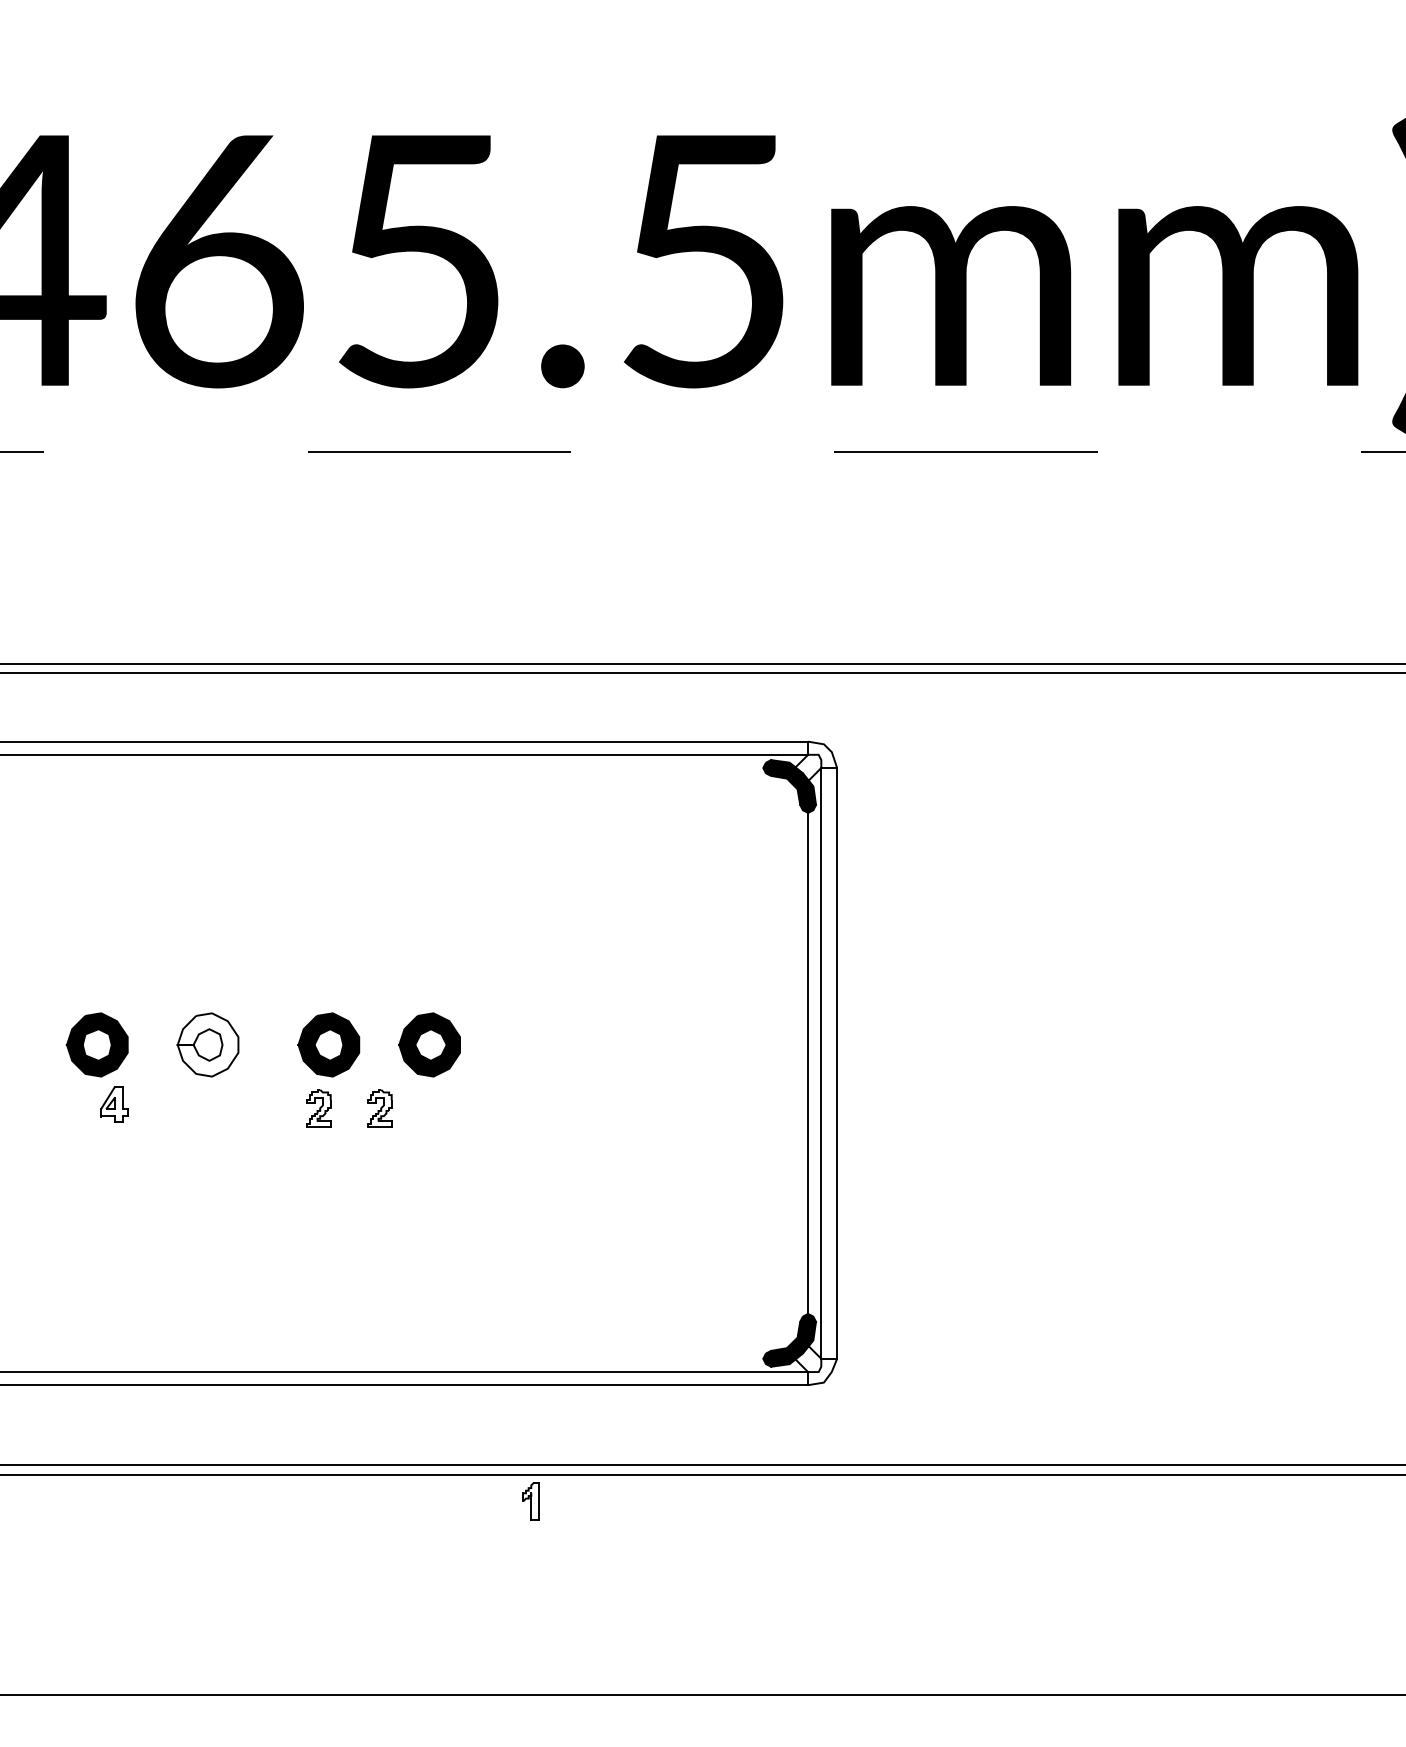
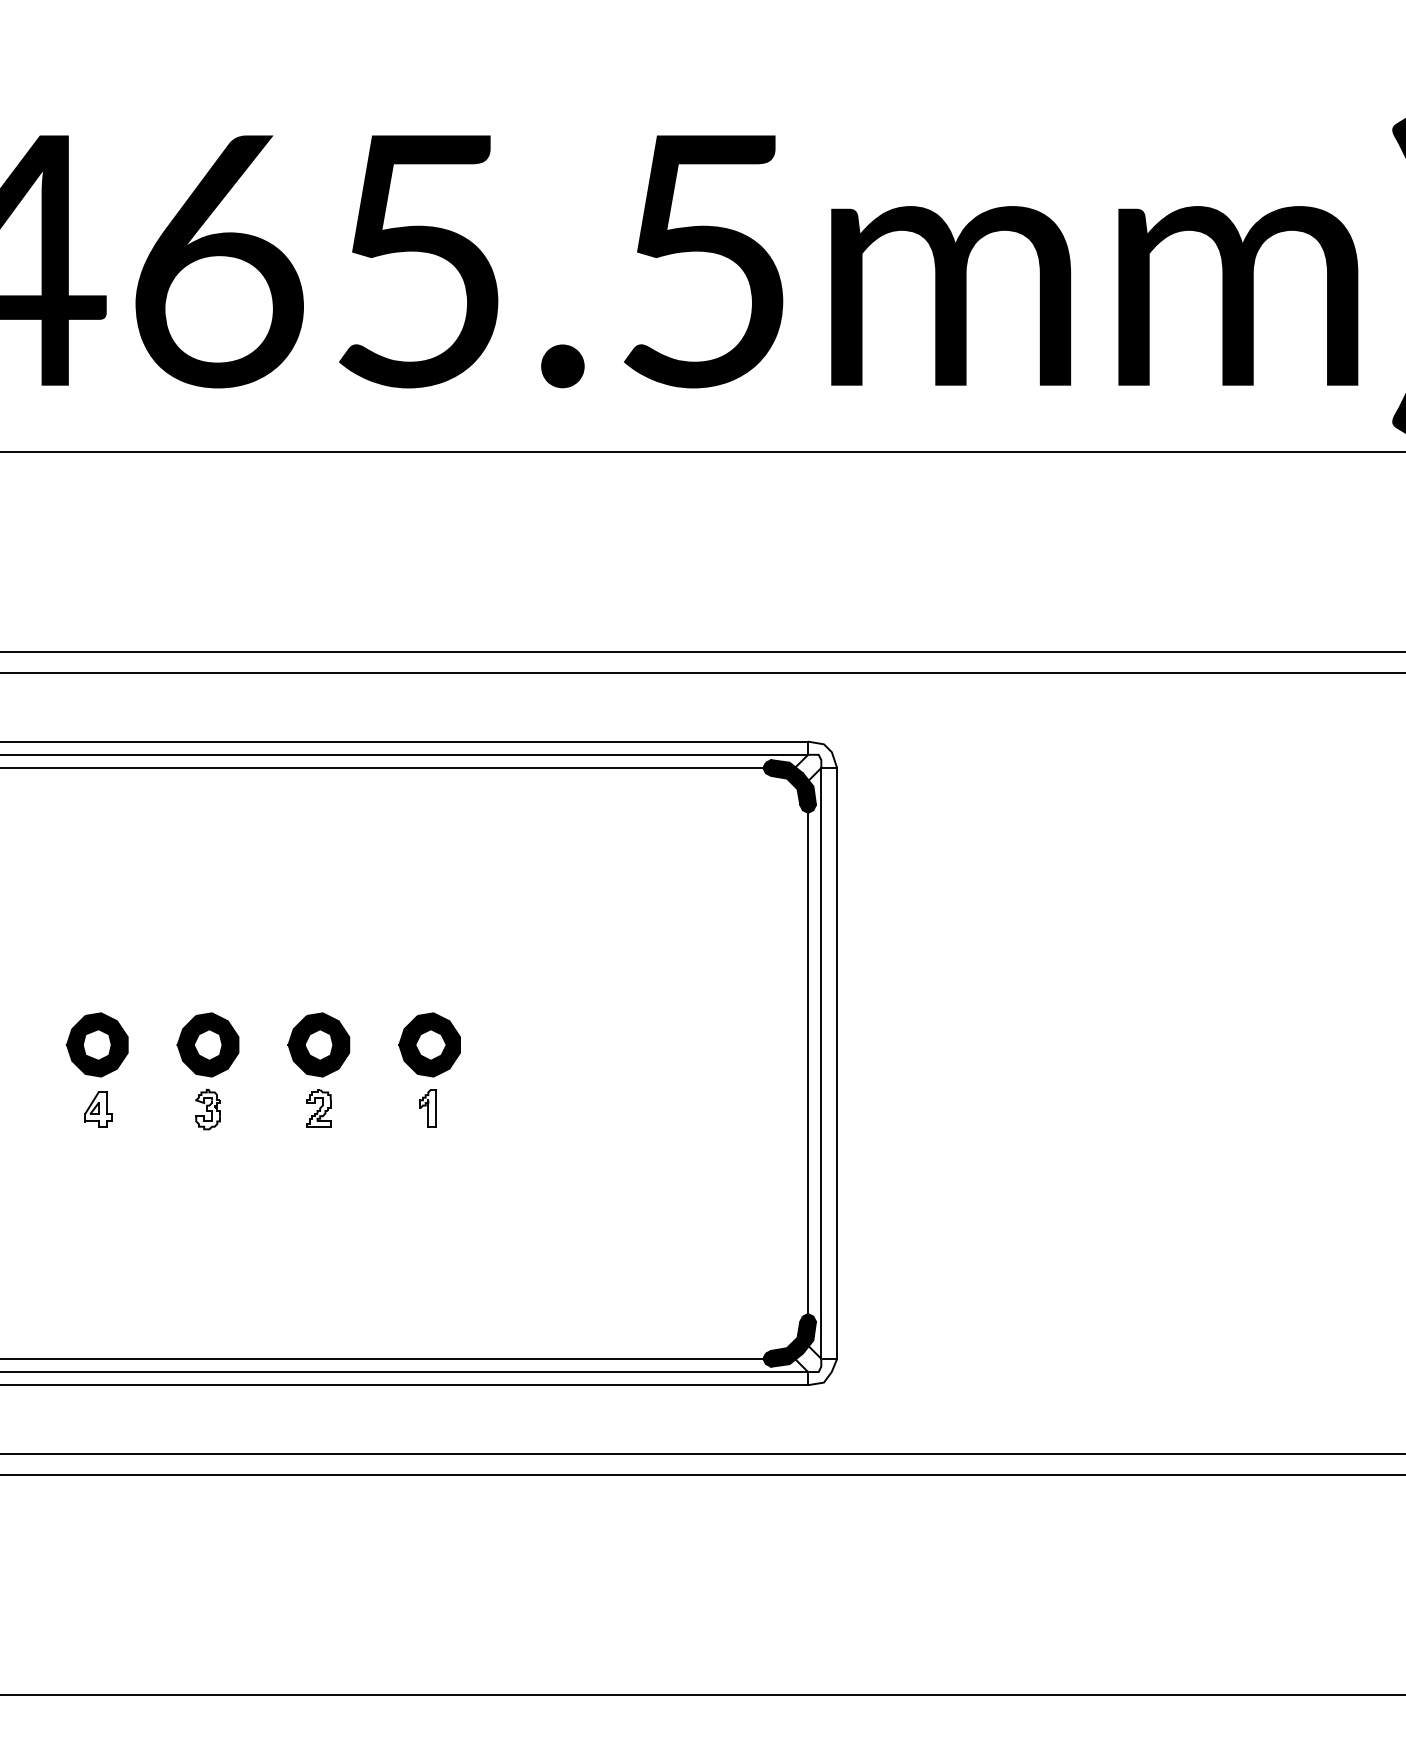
line: dashed -> solid (702, 451)
line position: (702, 663) -> (702, 651) (702, 651)
line: none -> present (386, 768)
fill: none -> present (207, 1044)
part position: (328, 1044) -> (318, 1044) (318, 1044)
part position: (114, 1104) -> (98, 1109) (98, 1109)
part: present -> none (379, 1108)
part: none -> present (207, 1109)
line: none -> present (386, 1358)
line position: (702, 1464) -> (702, 1453) (702, 1453)
part position: (530, 1501) -> (427, 1108) (427, 1108)
